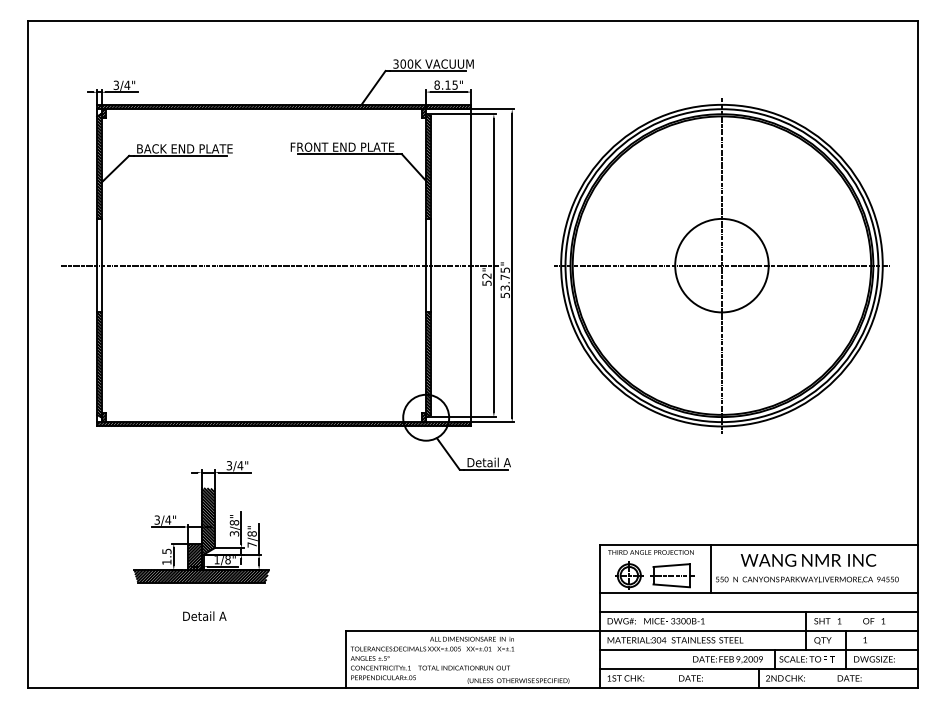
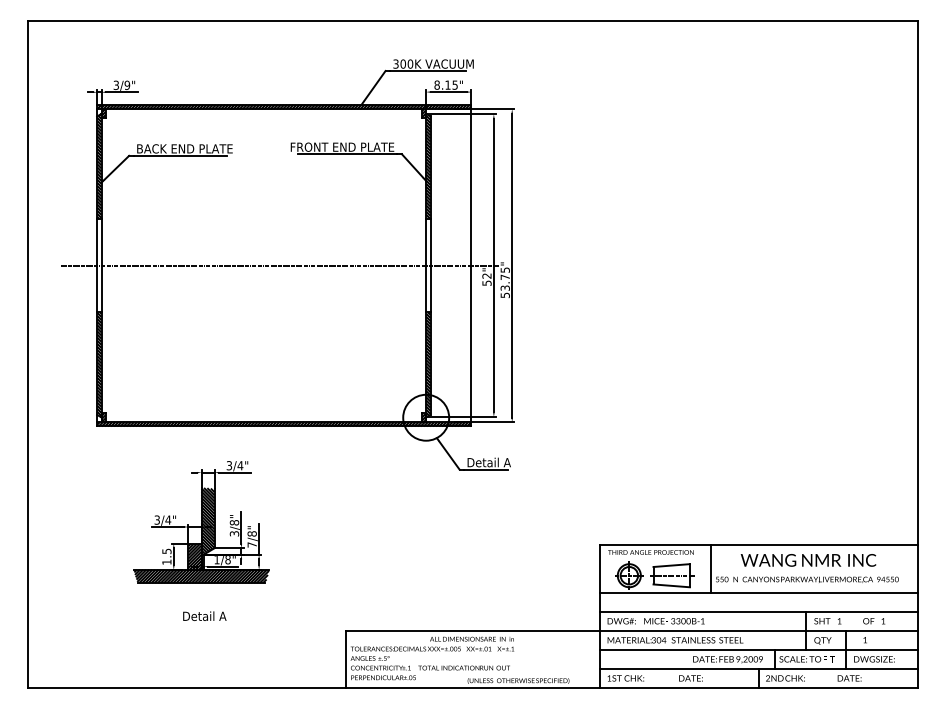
text: 3/4" -> 3/9" (127, 85)
part: present -> none (721, 265)
